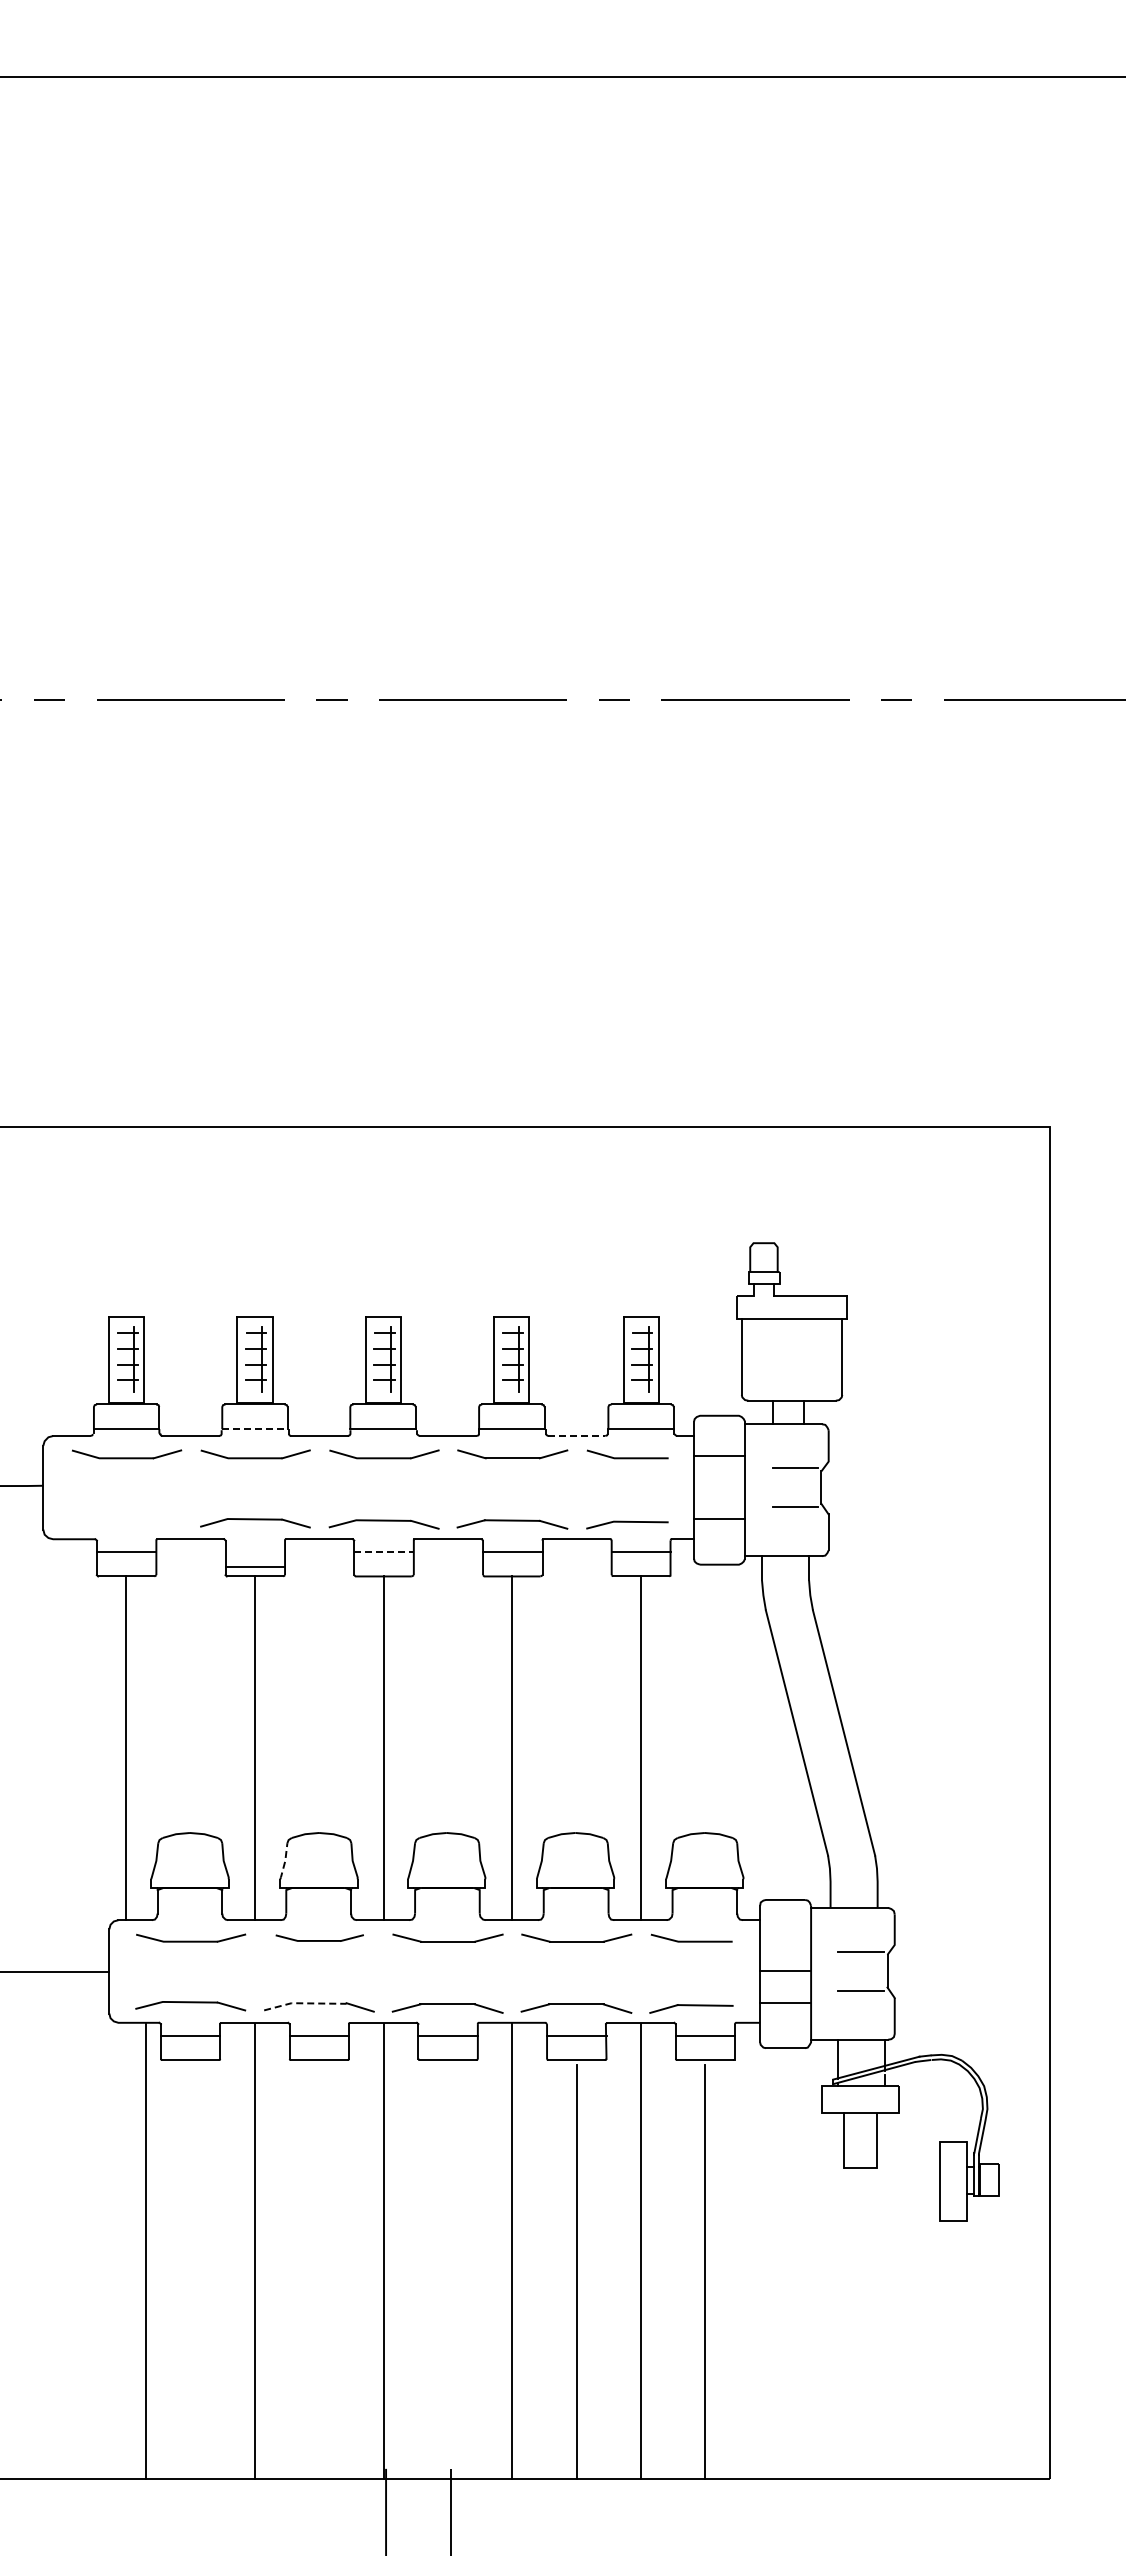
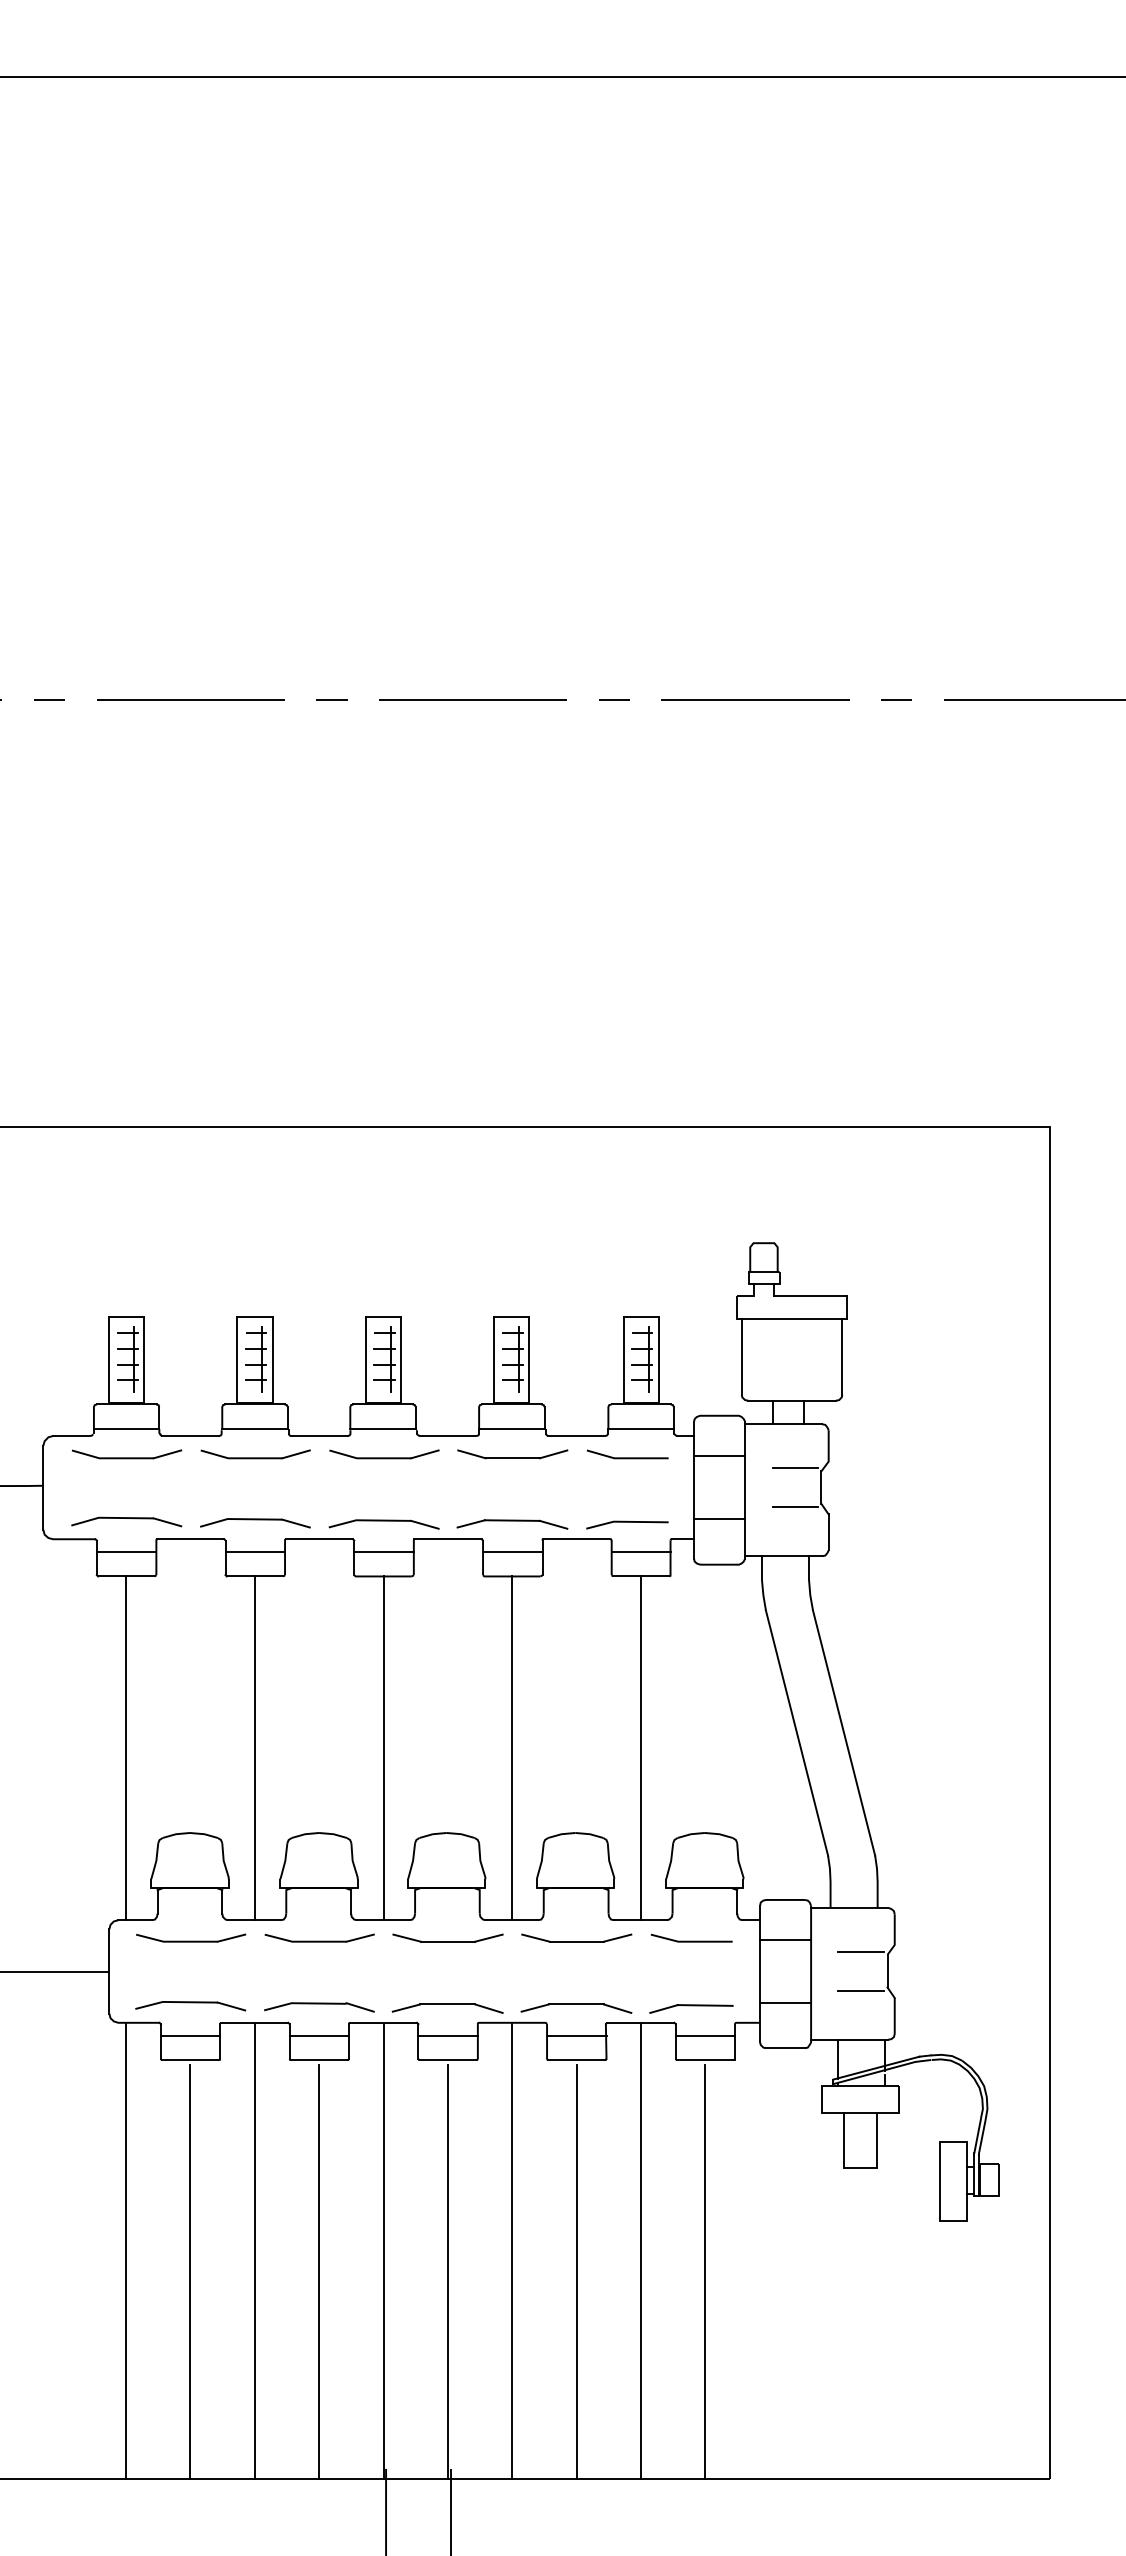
line: dashed -> solid (254, 1429)
line: dashed -> solid (577, 1436)
part: none -> present (126, 1521)
line: dashed -> solid (384, 1551)
line position: (255, 1566) -> (255, 1551) (255, 1551)
line: dashed -> solid (285, 1861)
part size: 89x8 px -> 111x10 px (319, 1937)
line position: (785, 1971) -> (785, 1940) (785, 1940)
line: dashed -> solid (304, 2003)
line position: (146, 2251) -> (126, 2251) (126, 2251)
line: none -> present (190, 2271)
line: none -> present (319, 2271)
line: none -> present (447, 2271)
